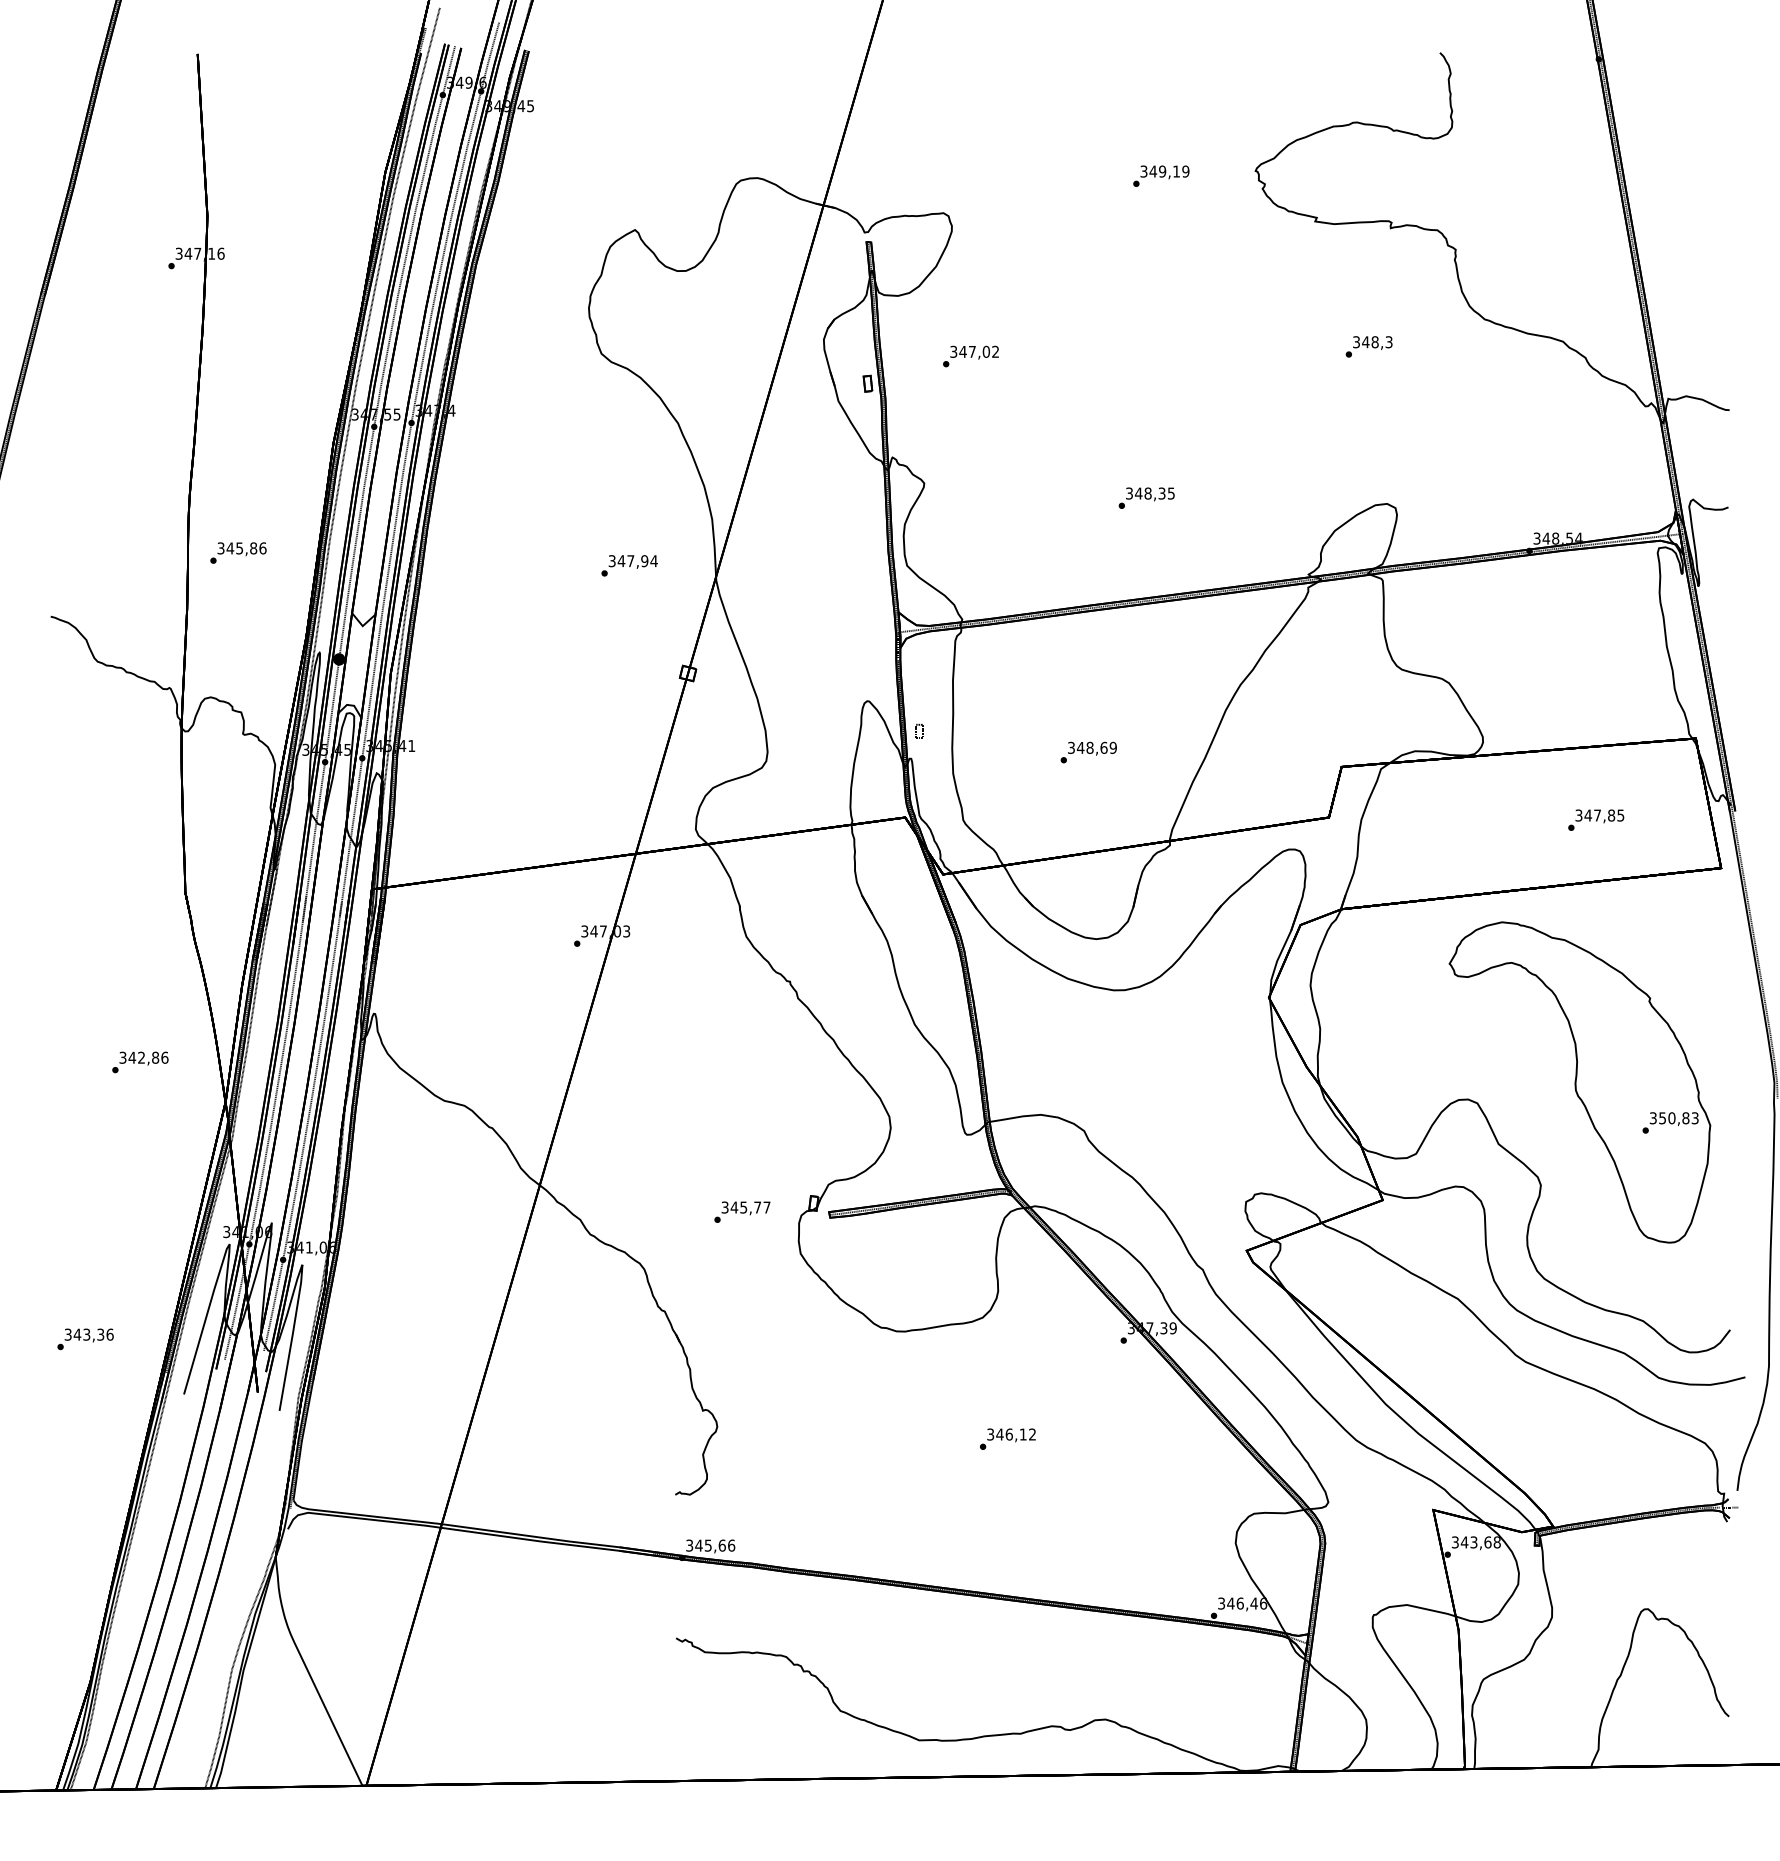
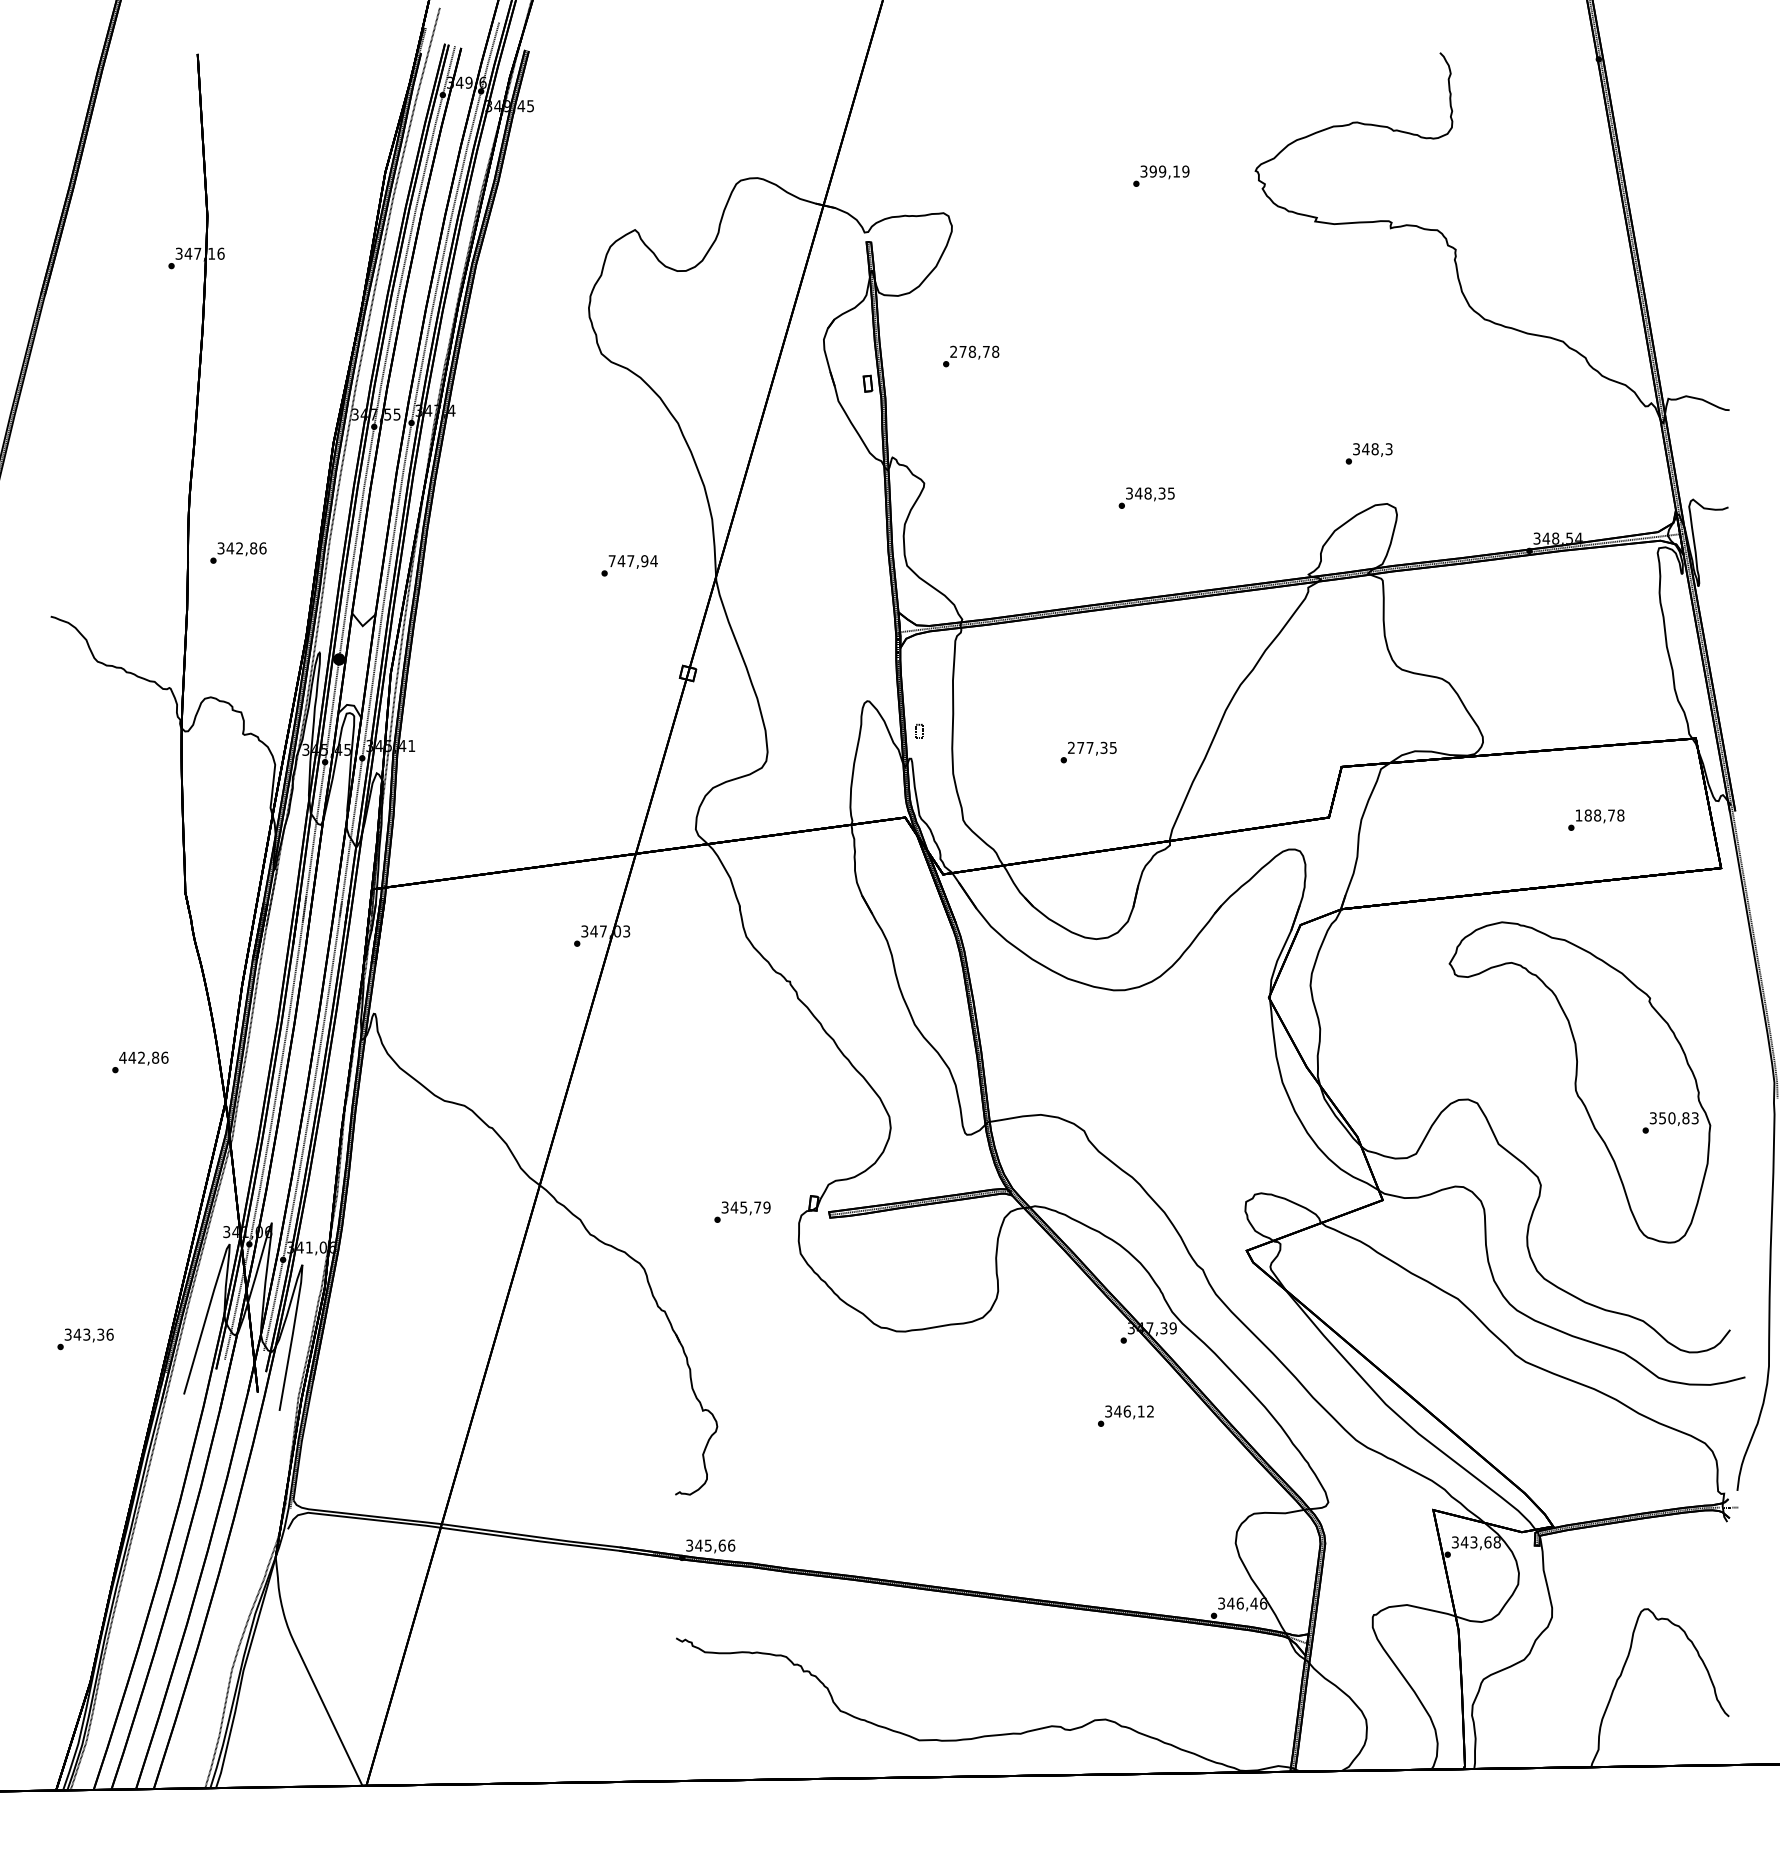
text: 349,19 -> 399,19 (1153, 171)
text position: (1368, 346) -> (1368, 453) (1368, 453)
text: 347,02 -> 278,78 (974, 351)
text: 345,86 -> 342,86 (239, 548)
text: 347,94 -> 747,94 (611, 561)
text: 348,69 -> 277,35 (1092, 747)
text: 347,85 -> 188,78 (1599, 815)
text: 342,86 -> 442,86 (122, 1057)
text: 345,77 -> 345,79 (766, 1207)
text position: (1007, 1438) -> (1125, 1415) (1125, 1415)
